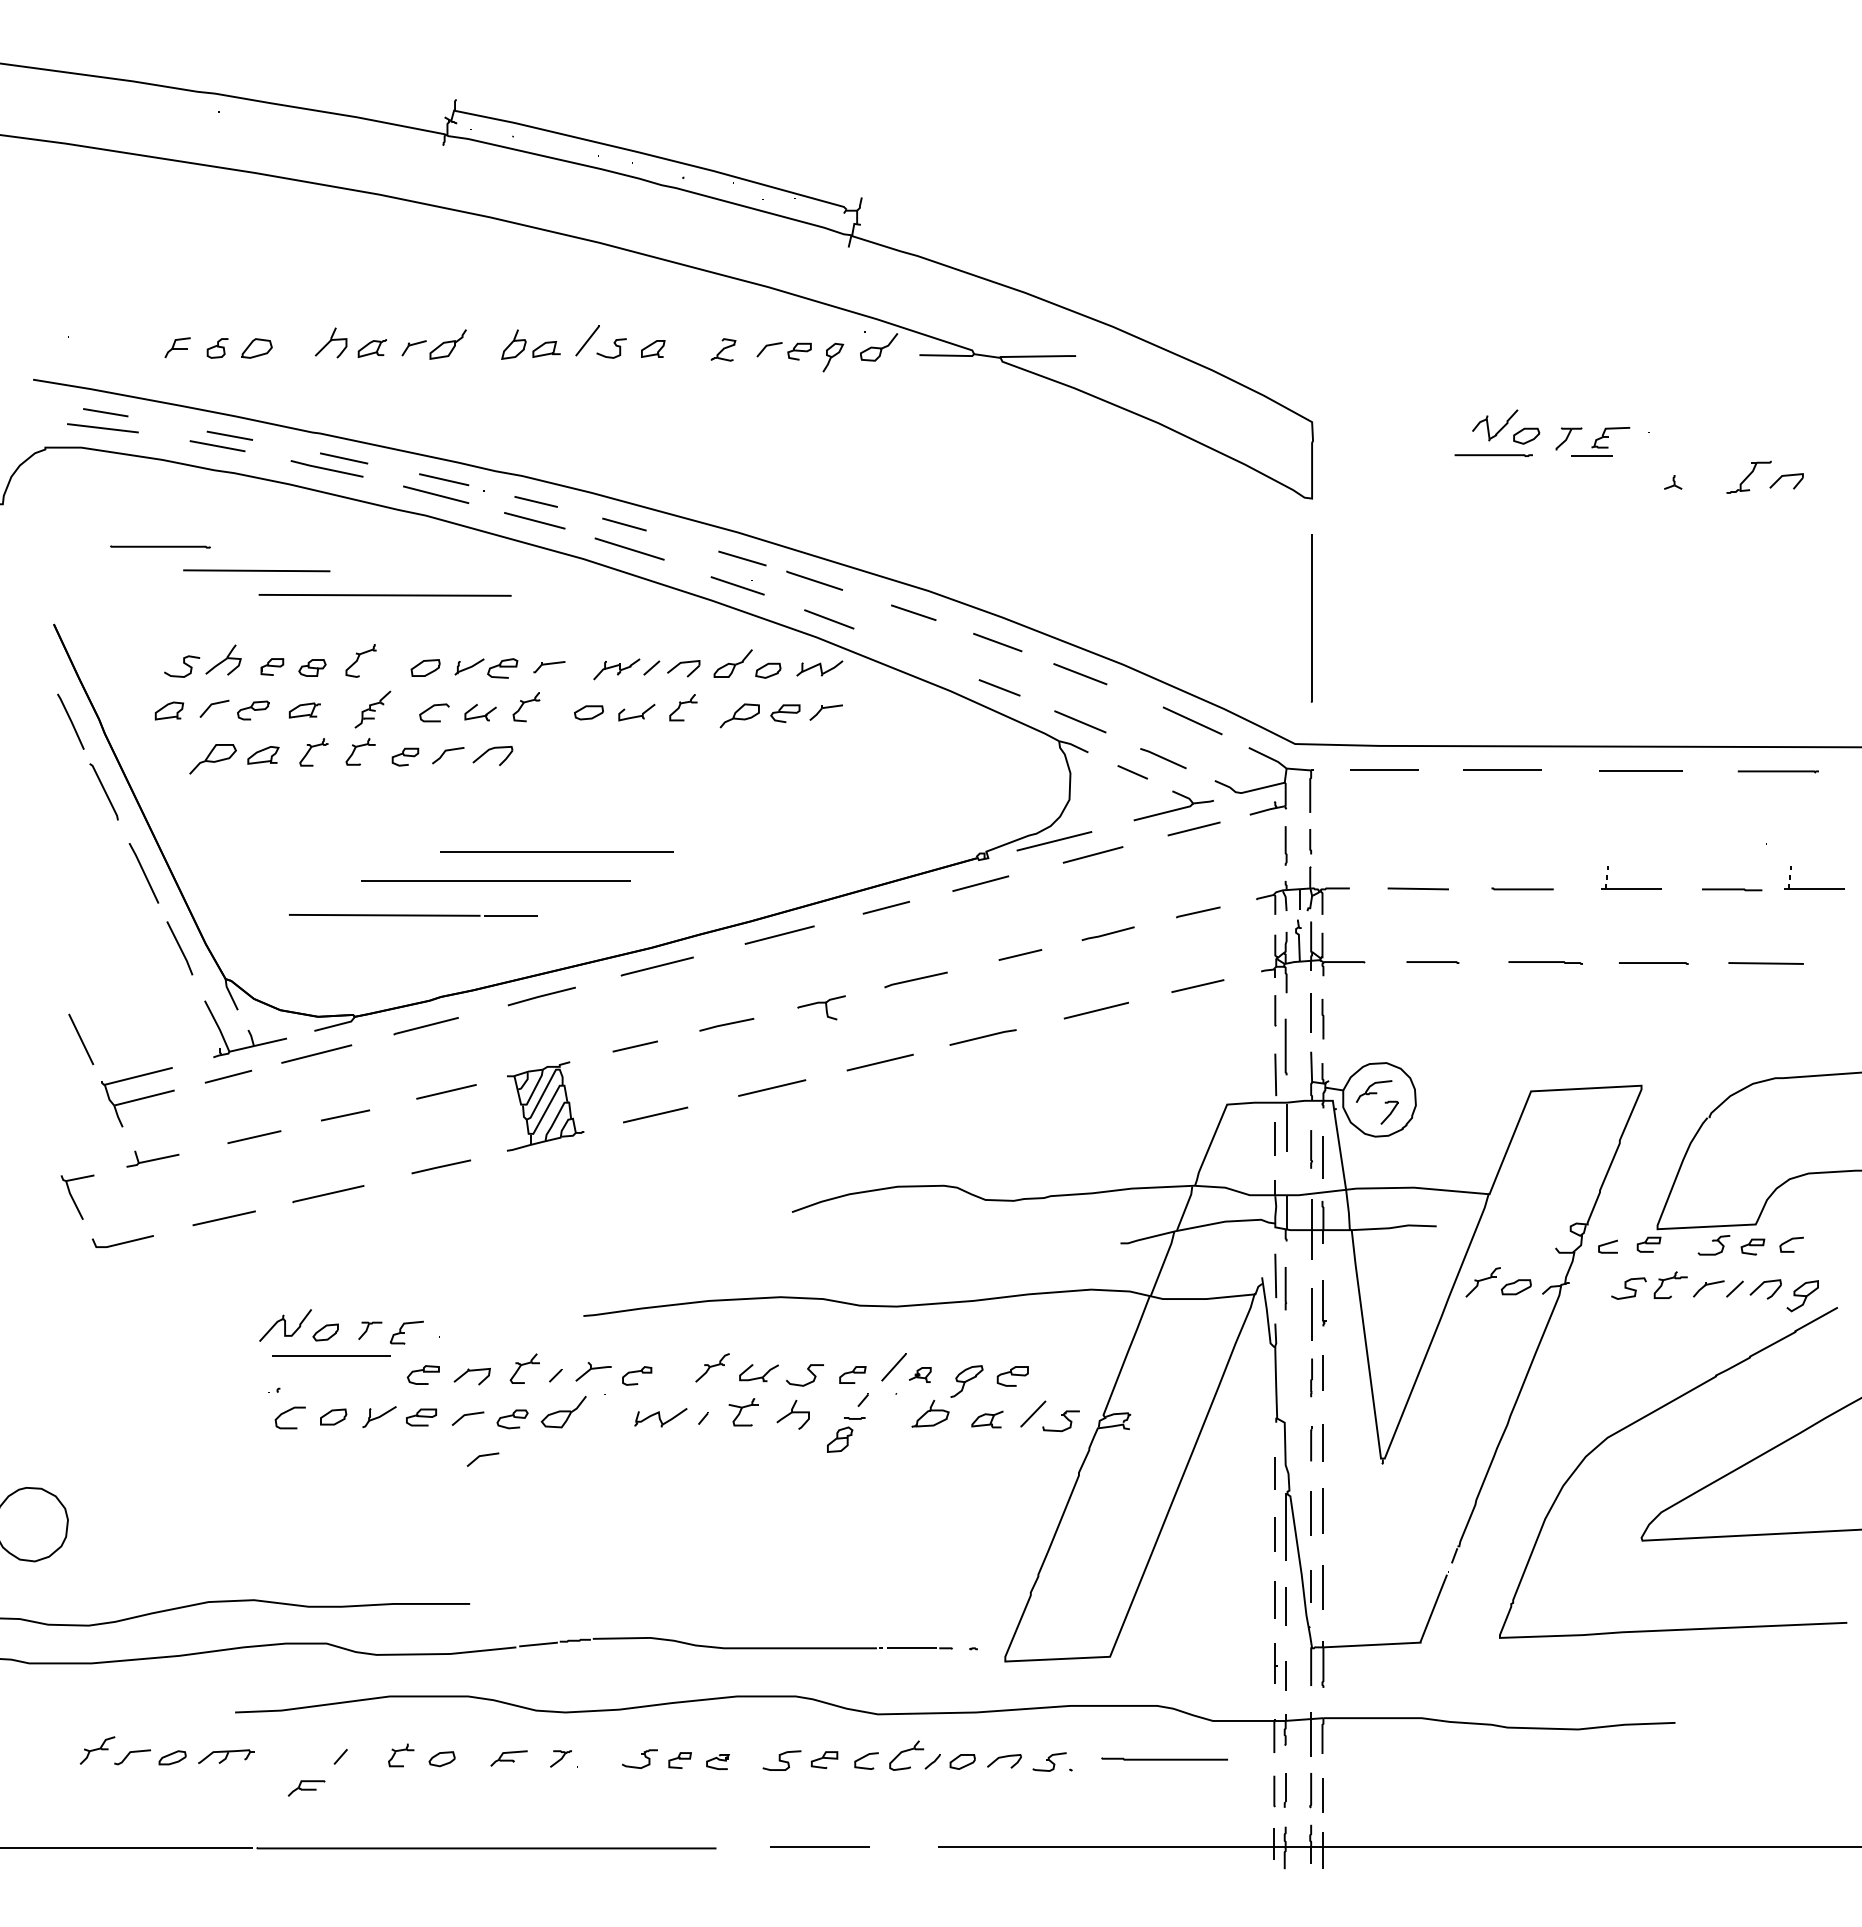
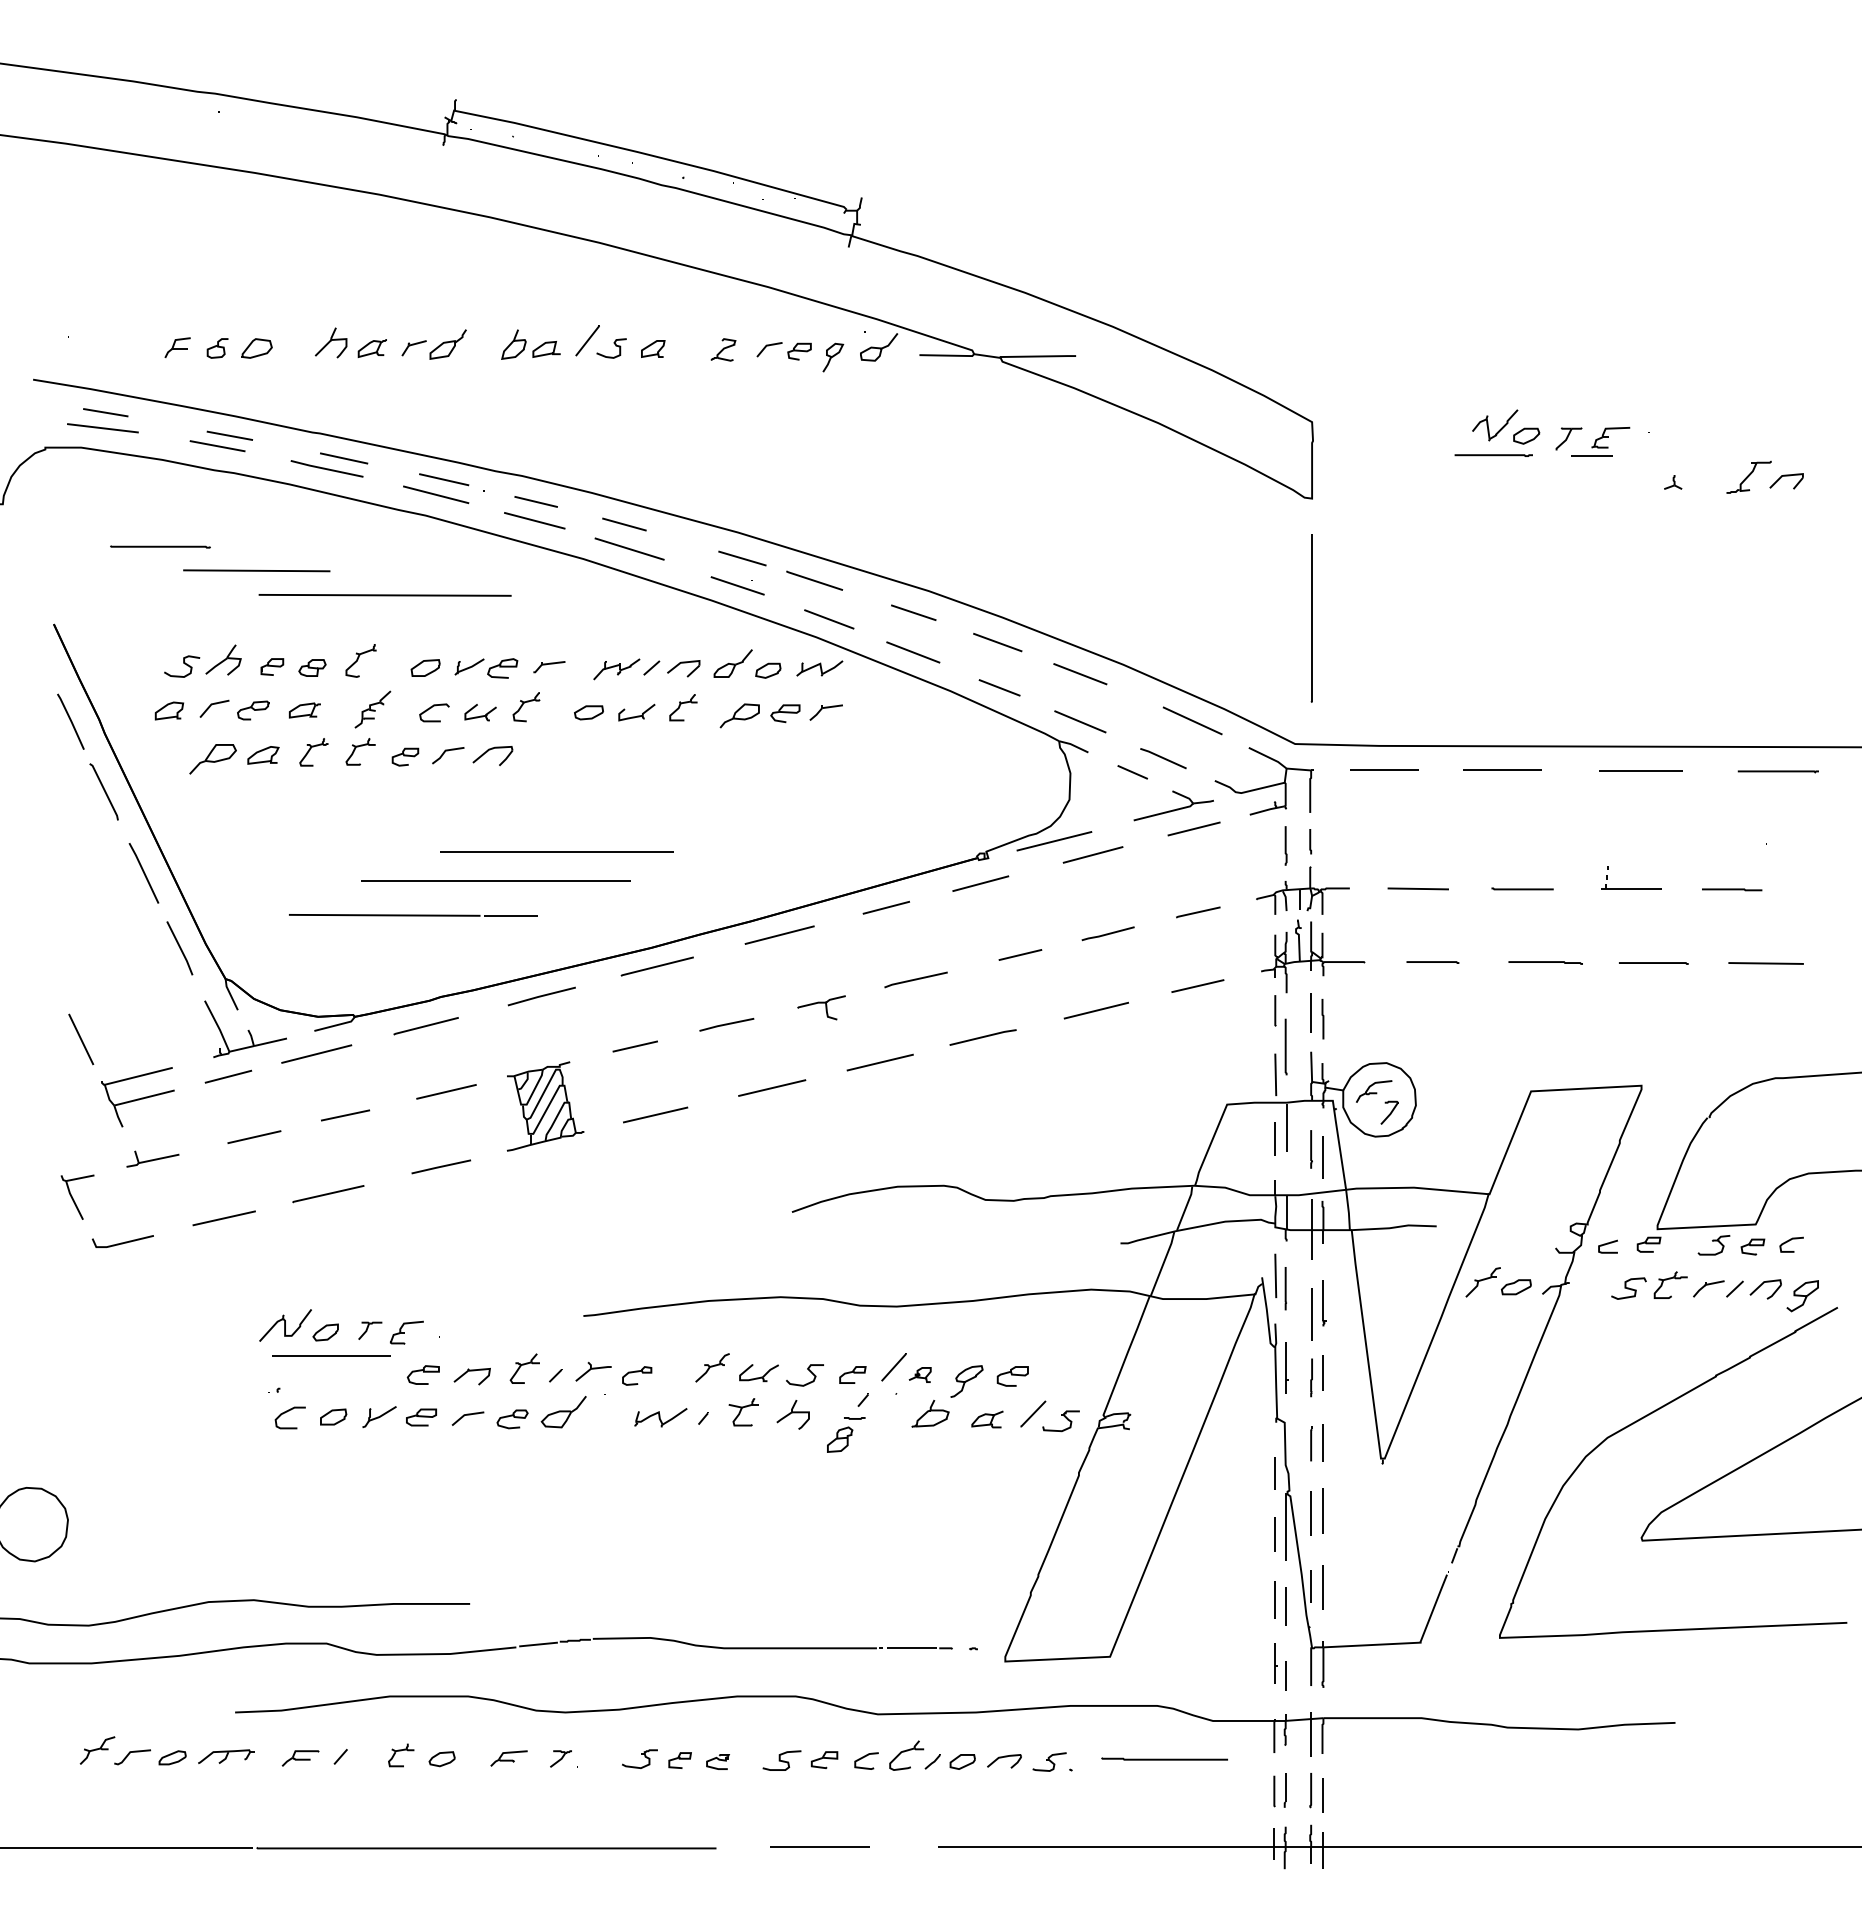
line: none -> present (913, 652)
part: present -> none (1814, 888)
part: none -> present (1286, 1367)
line: present -> none (482, 1456)
part position: (306, 1788) -> (300, 1758) (300, 1758)
